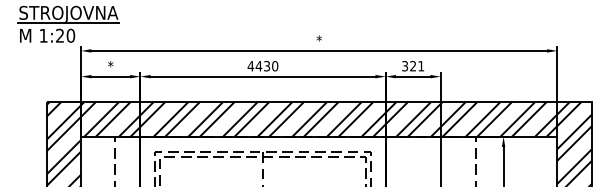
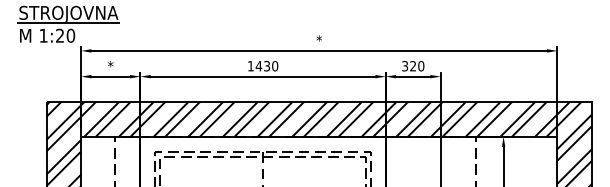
text: 4430 -> 1430 (250, 66)
text: 321 -> 320 (421, 66)
